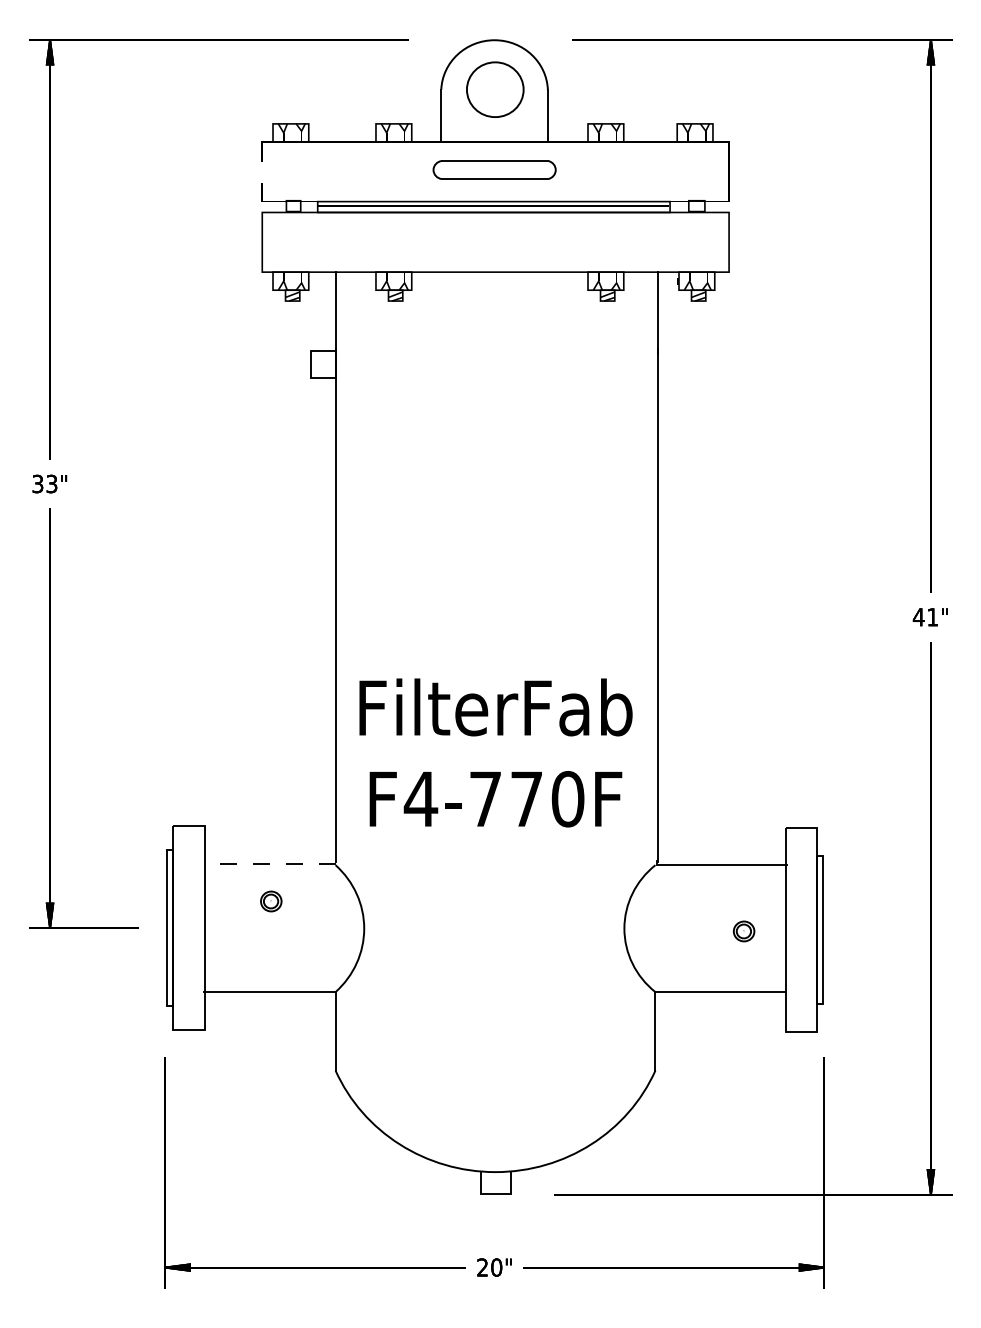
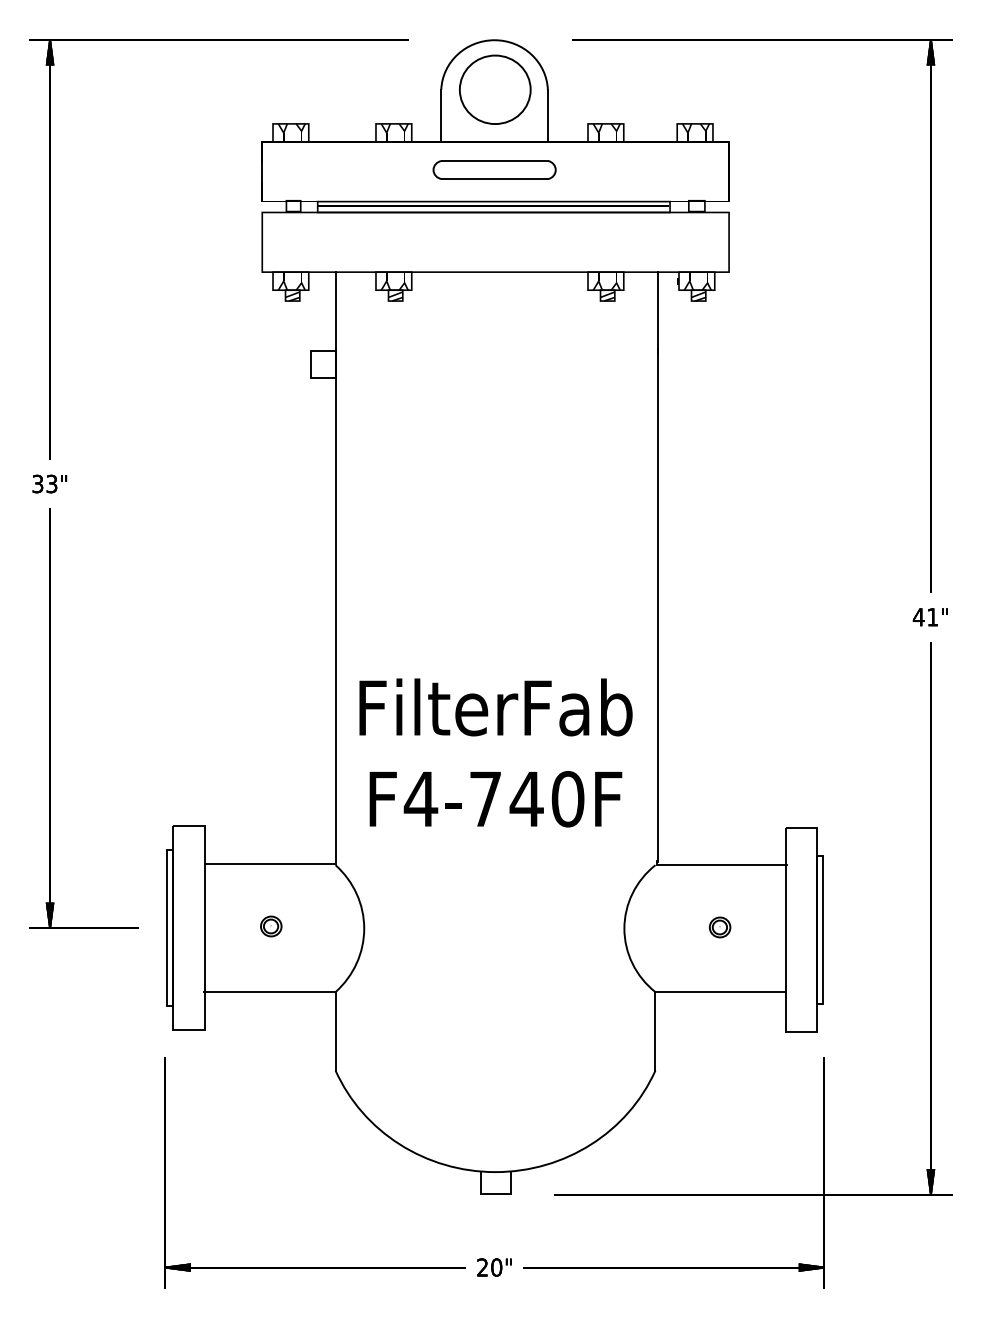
part size: 59x57 px -> 73x71 px (495, 89)
line: none -> present (262, 173)
text: F4-770F -> F4-740F (526, 798)
line: dashed -> solid (269, 864)
part position: (271, 901) -> (271, 926) (271, 926)
part position: (744, 931) -> (720, 927) (720, 927)
